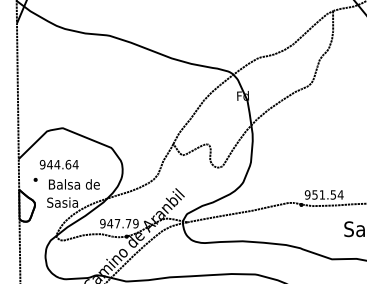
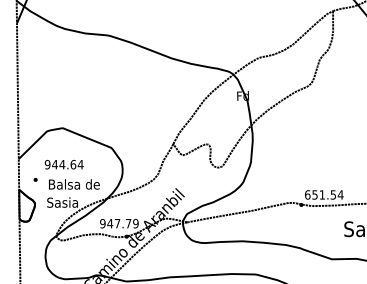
text position: (58, 164) -> (63, 164) (63, 164)
text: 951.54 -> 651.54 (307, 194)
